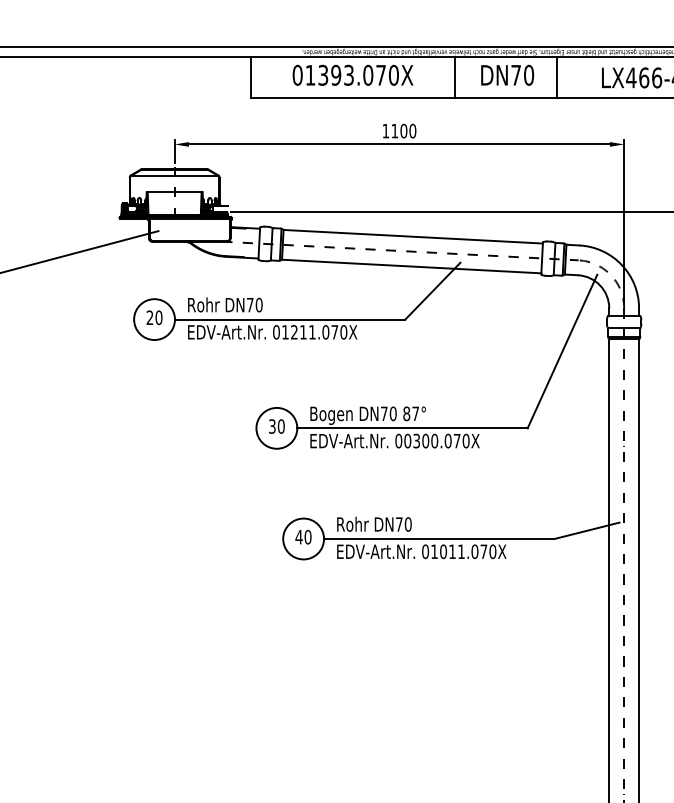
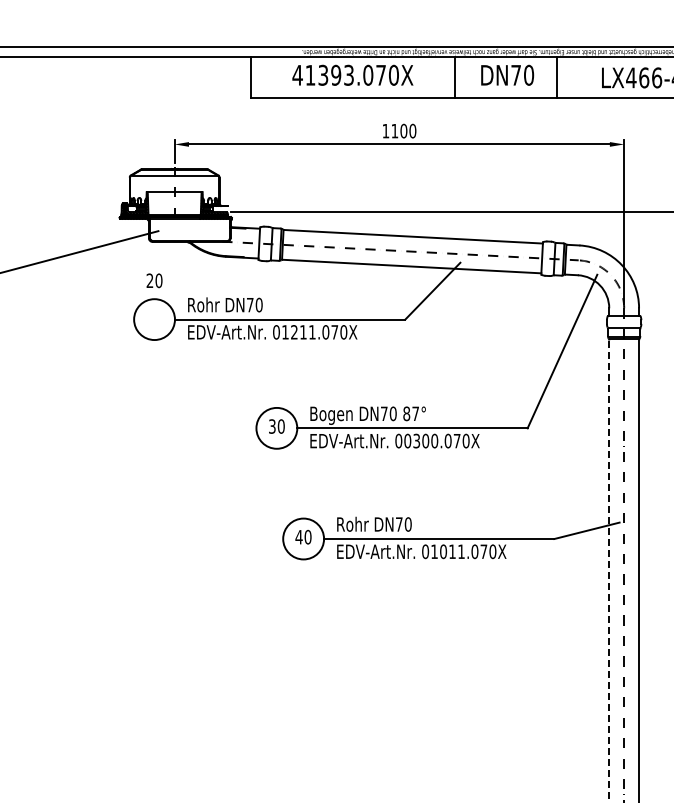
text: 01393.070X -> 41393.070X (297, 74)
text position: (154, 317) -> (154, 280) (154, 280)
line: solid -> dashed (609, 571)
